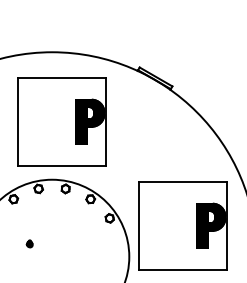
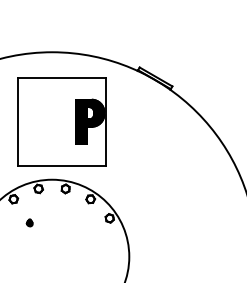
part: present -> none (182, 225)
part position: (29, 243) -> (29, 222) (29, 222)
